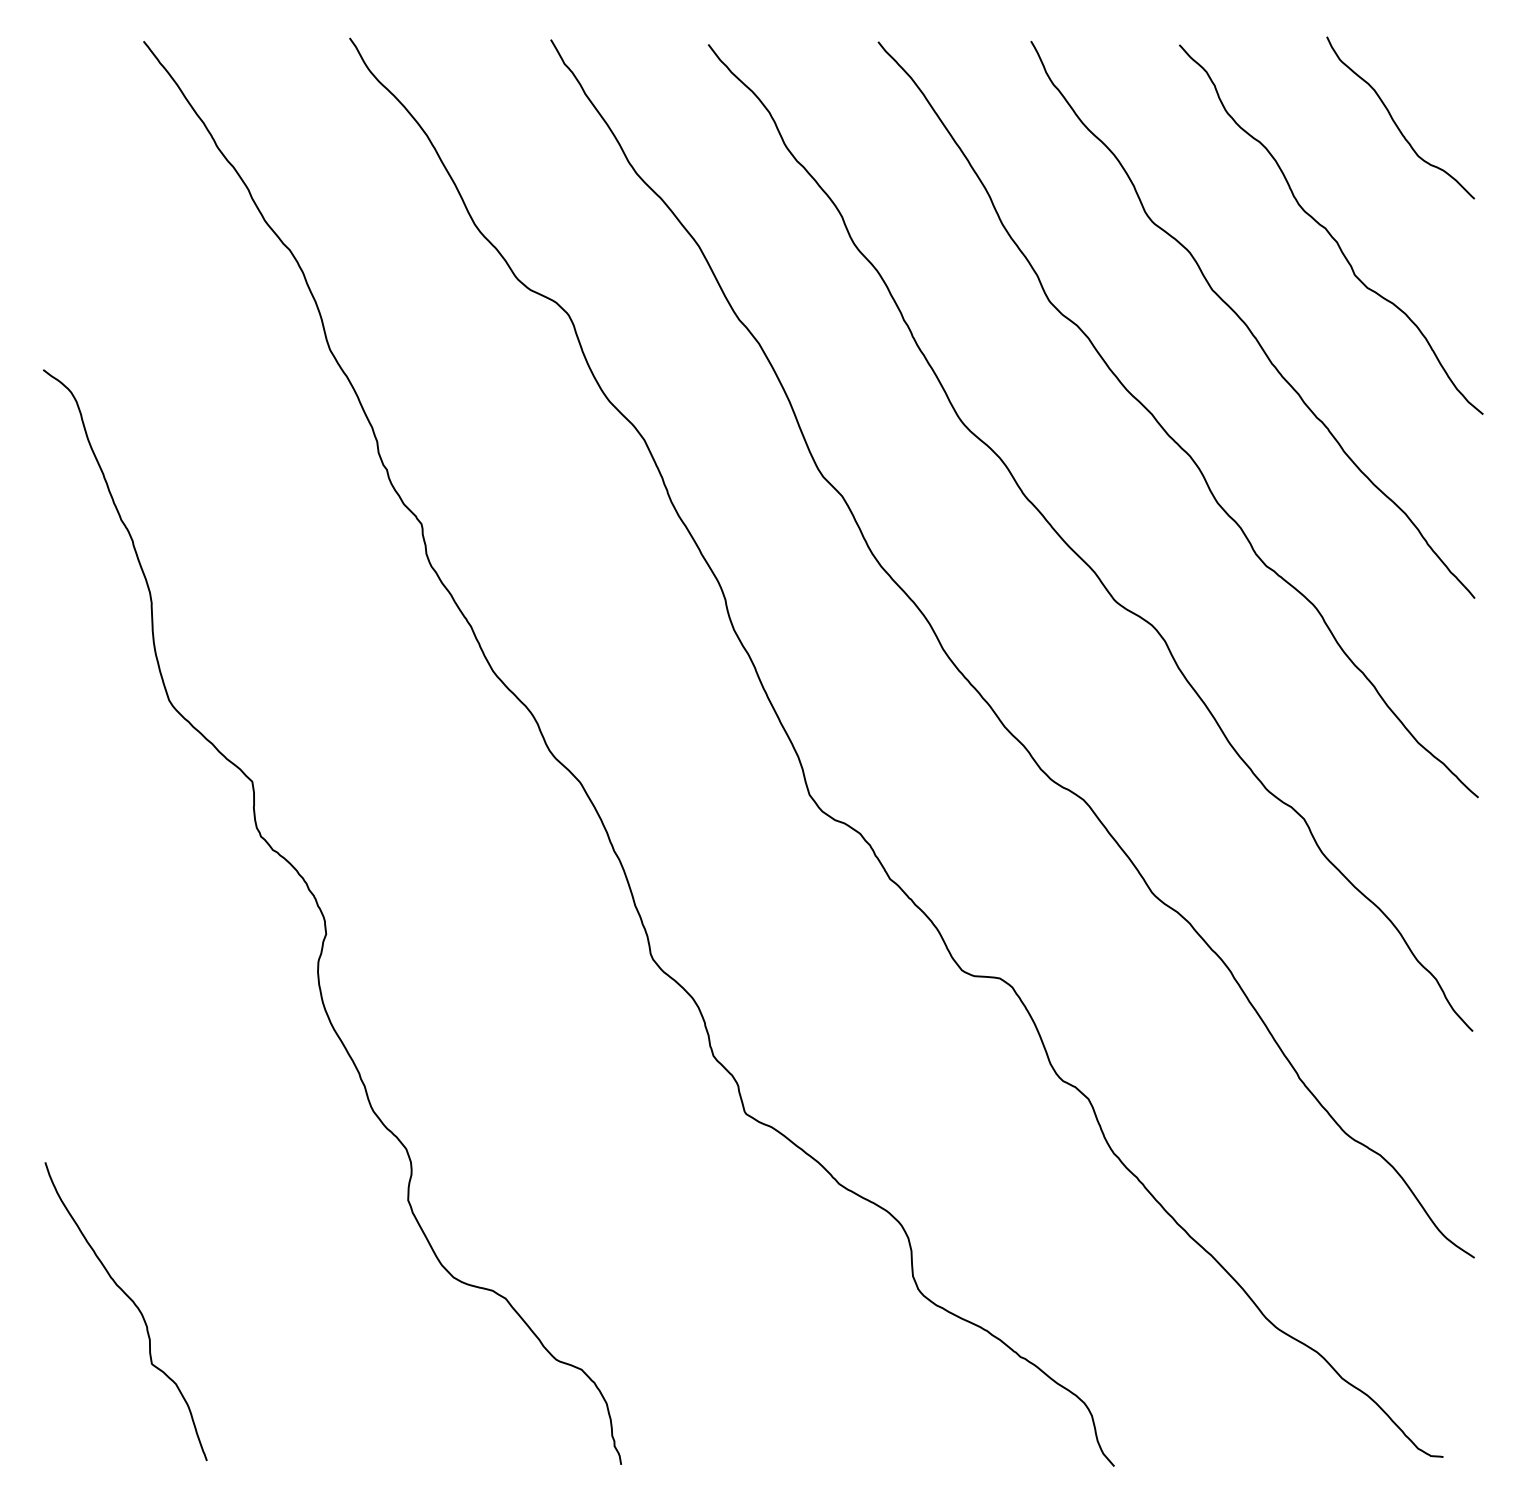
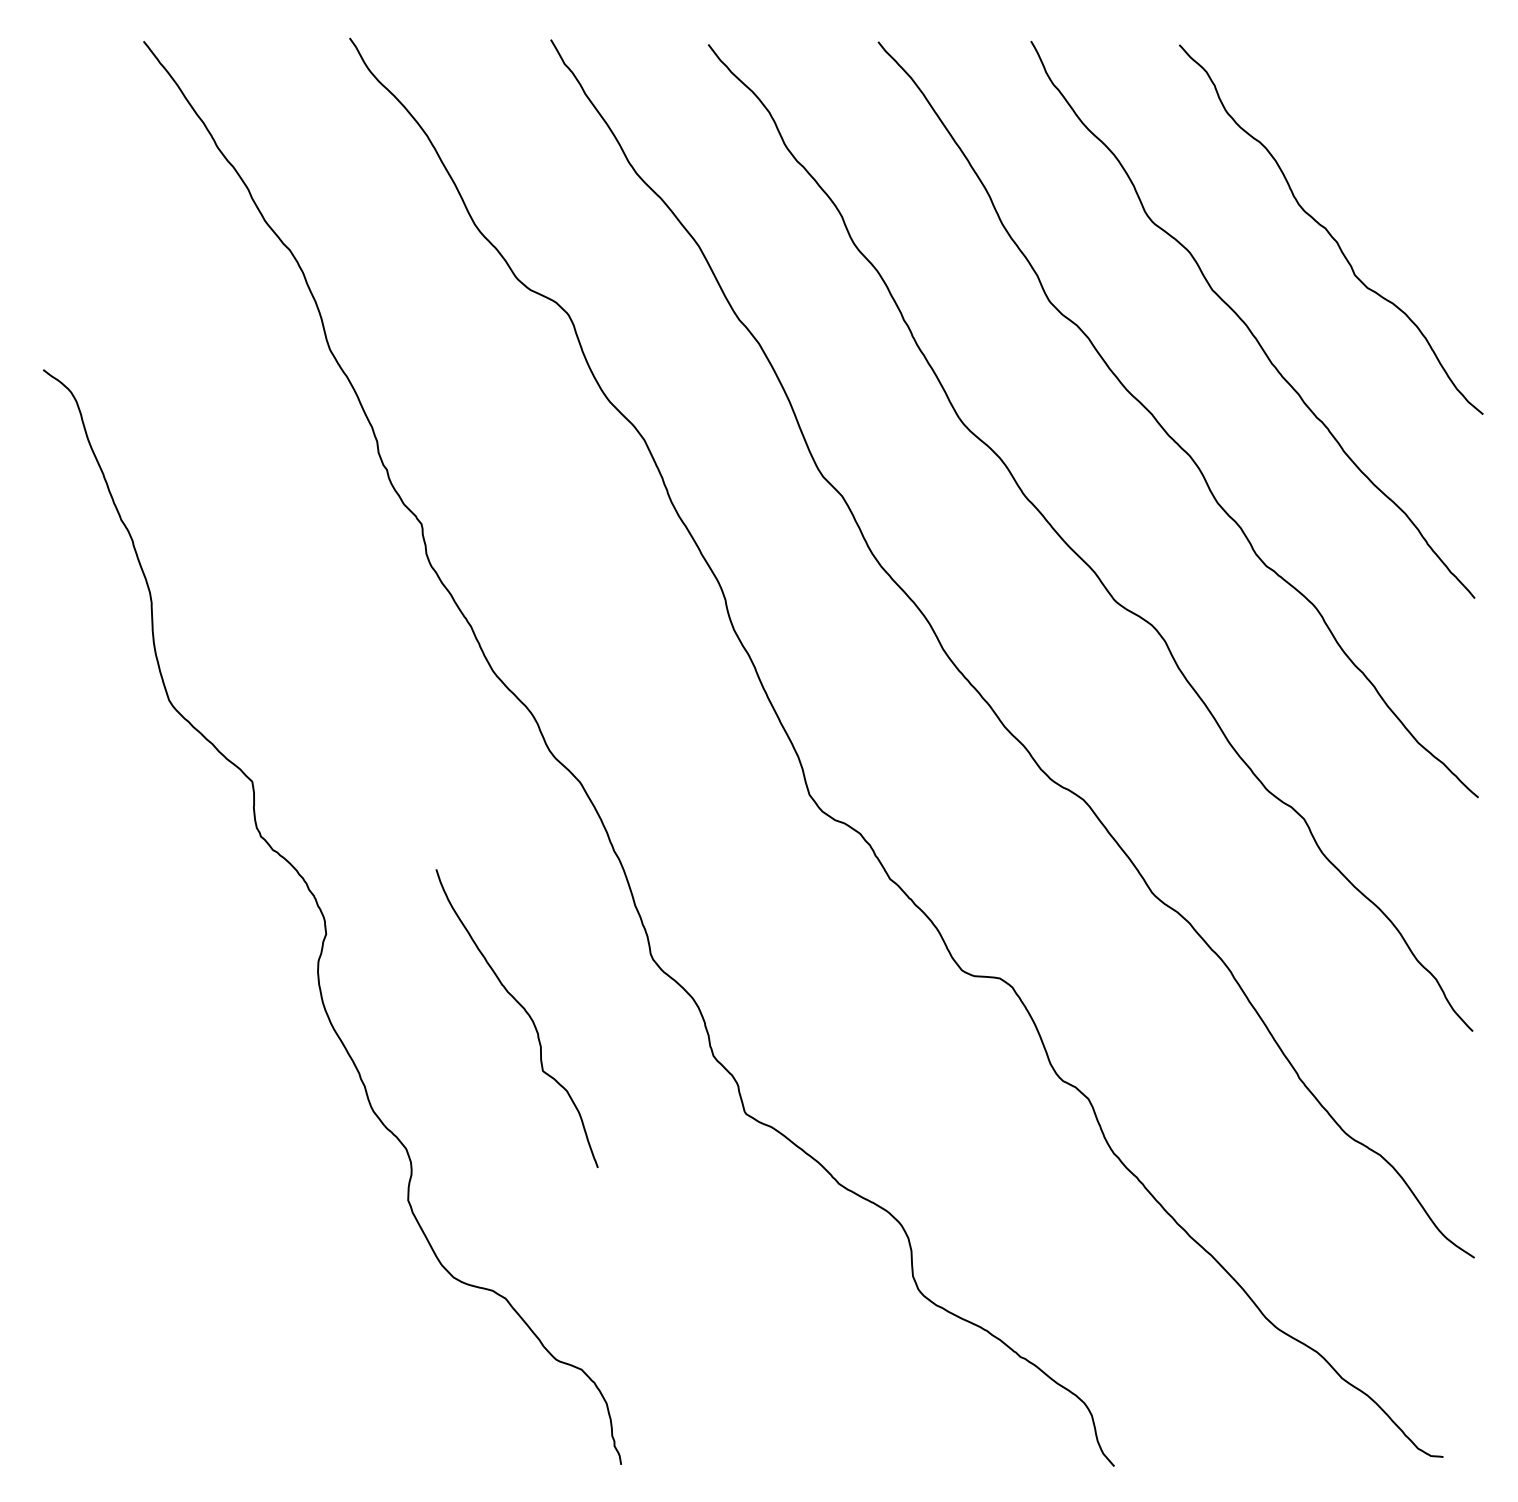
curve: present -> none (1395, 121)
curve position: (134, 1305) -> (525, 1012) (525, 1012)
